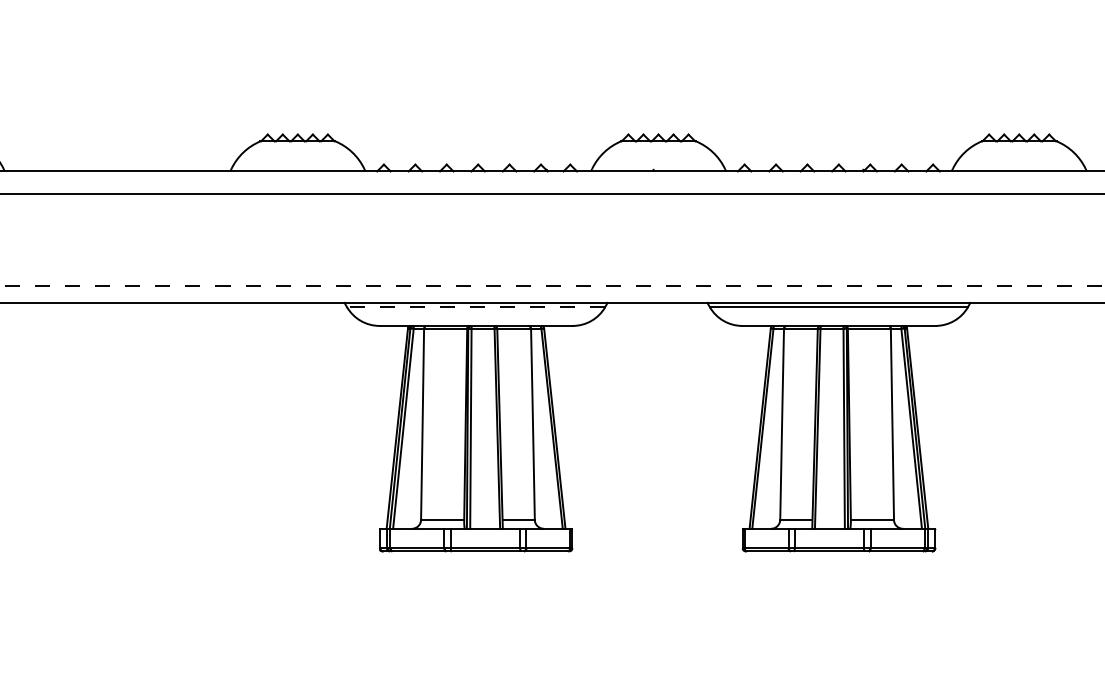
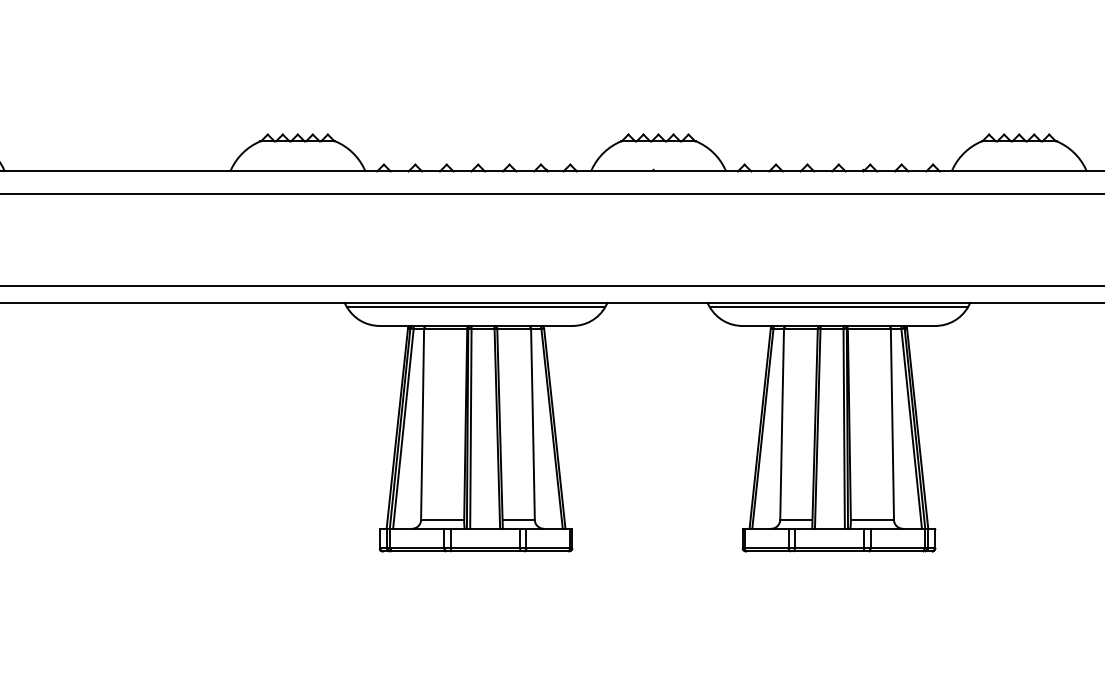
line: dashed -> solid (553, 285)
line: dashed -> solid (475, 307)
